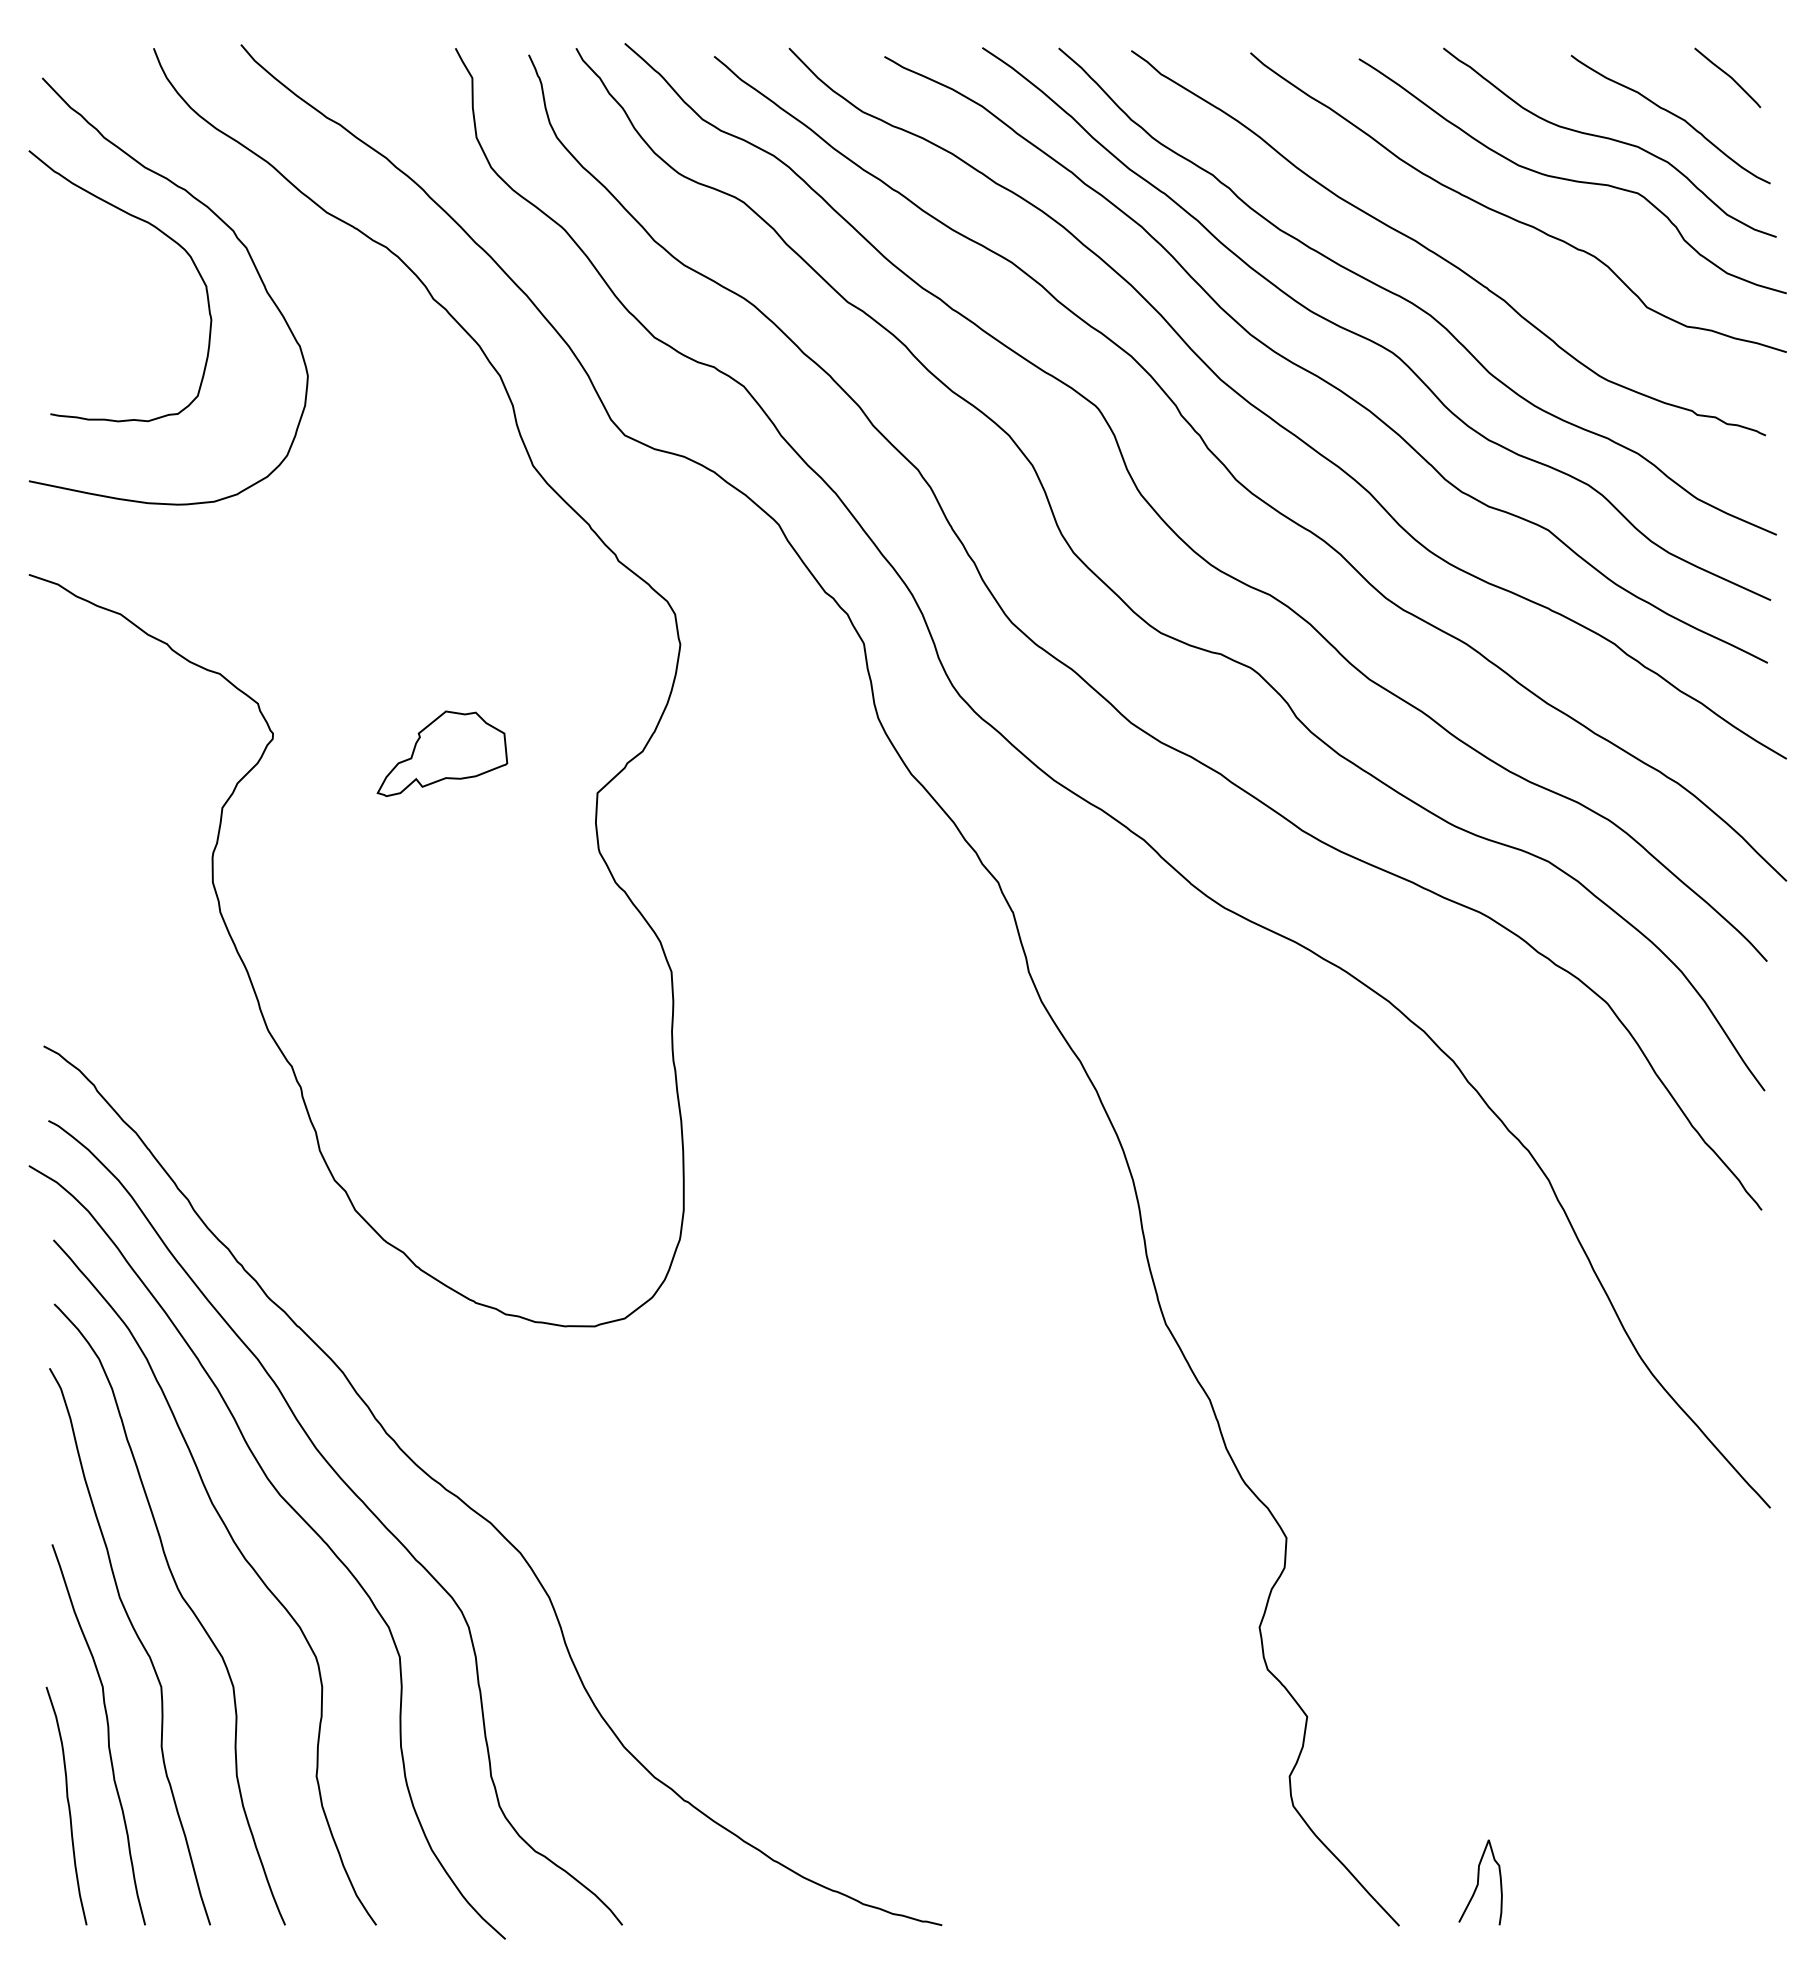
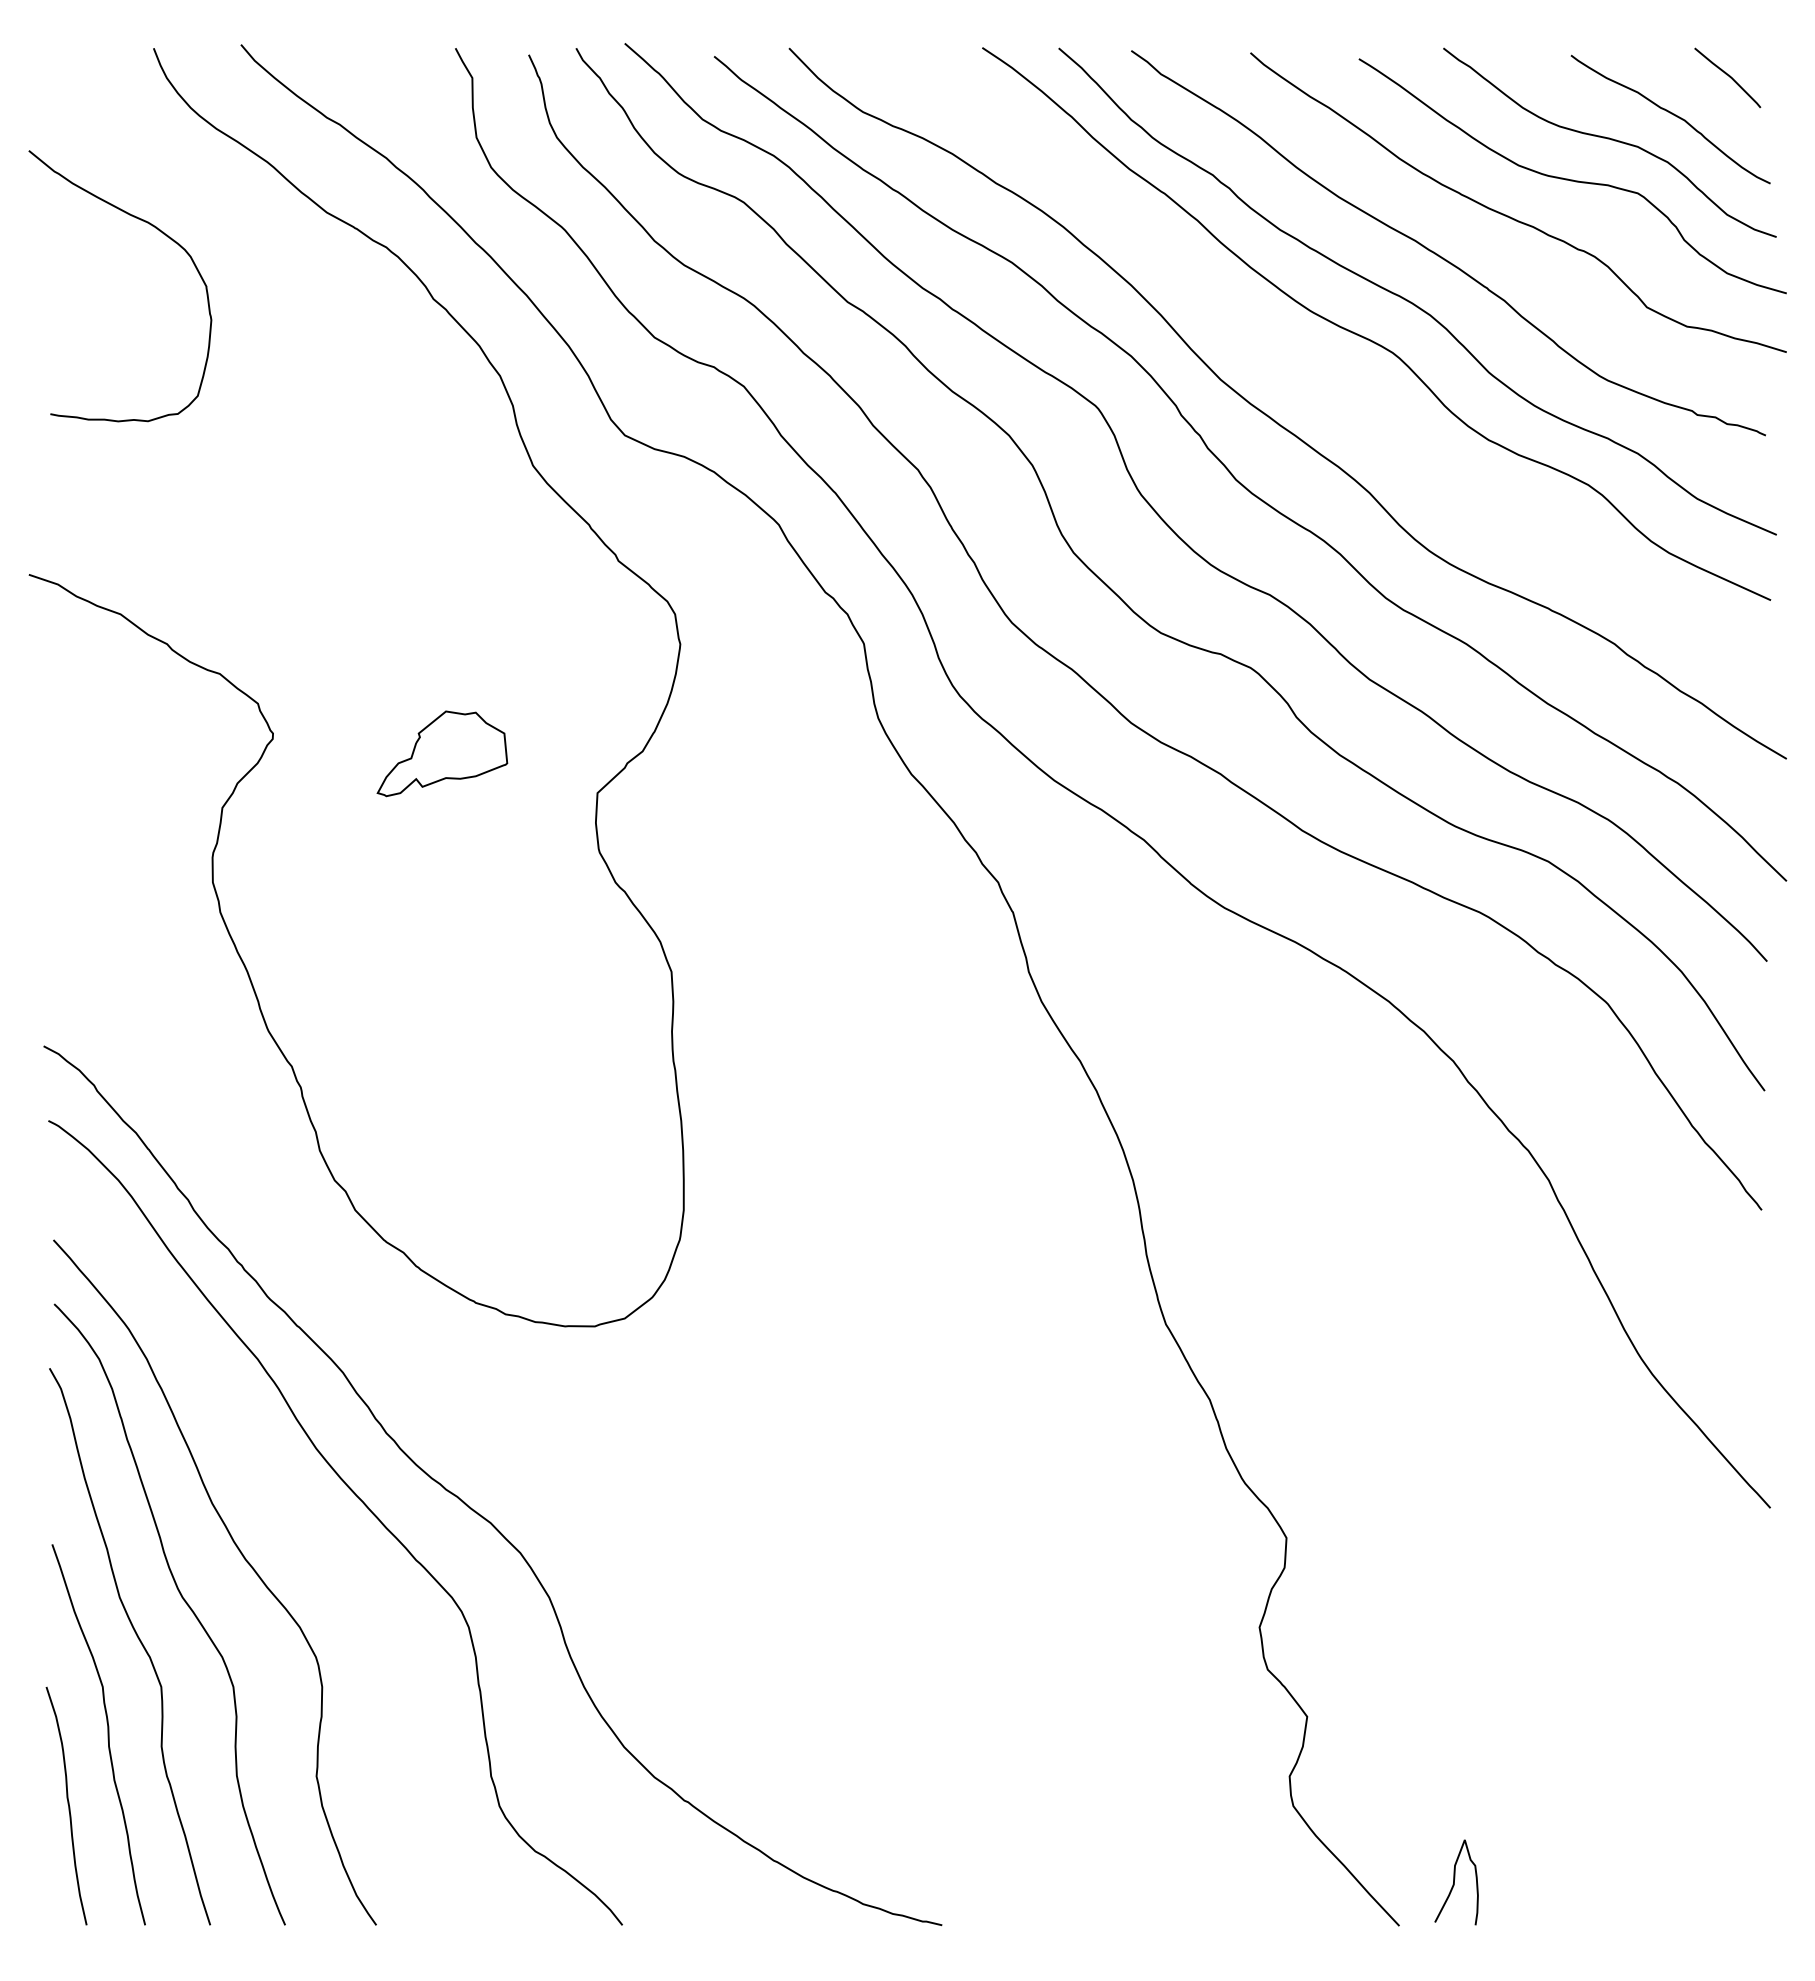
curve: present -> none (236, 238)
curve: present -> none (1318, 375)
curve: present -> none (303, 1521)
curve position: (1478, 1882) -> (1454, 1882) (1454, 1882)
